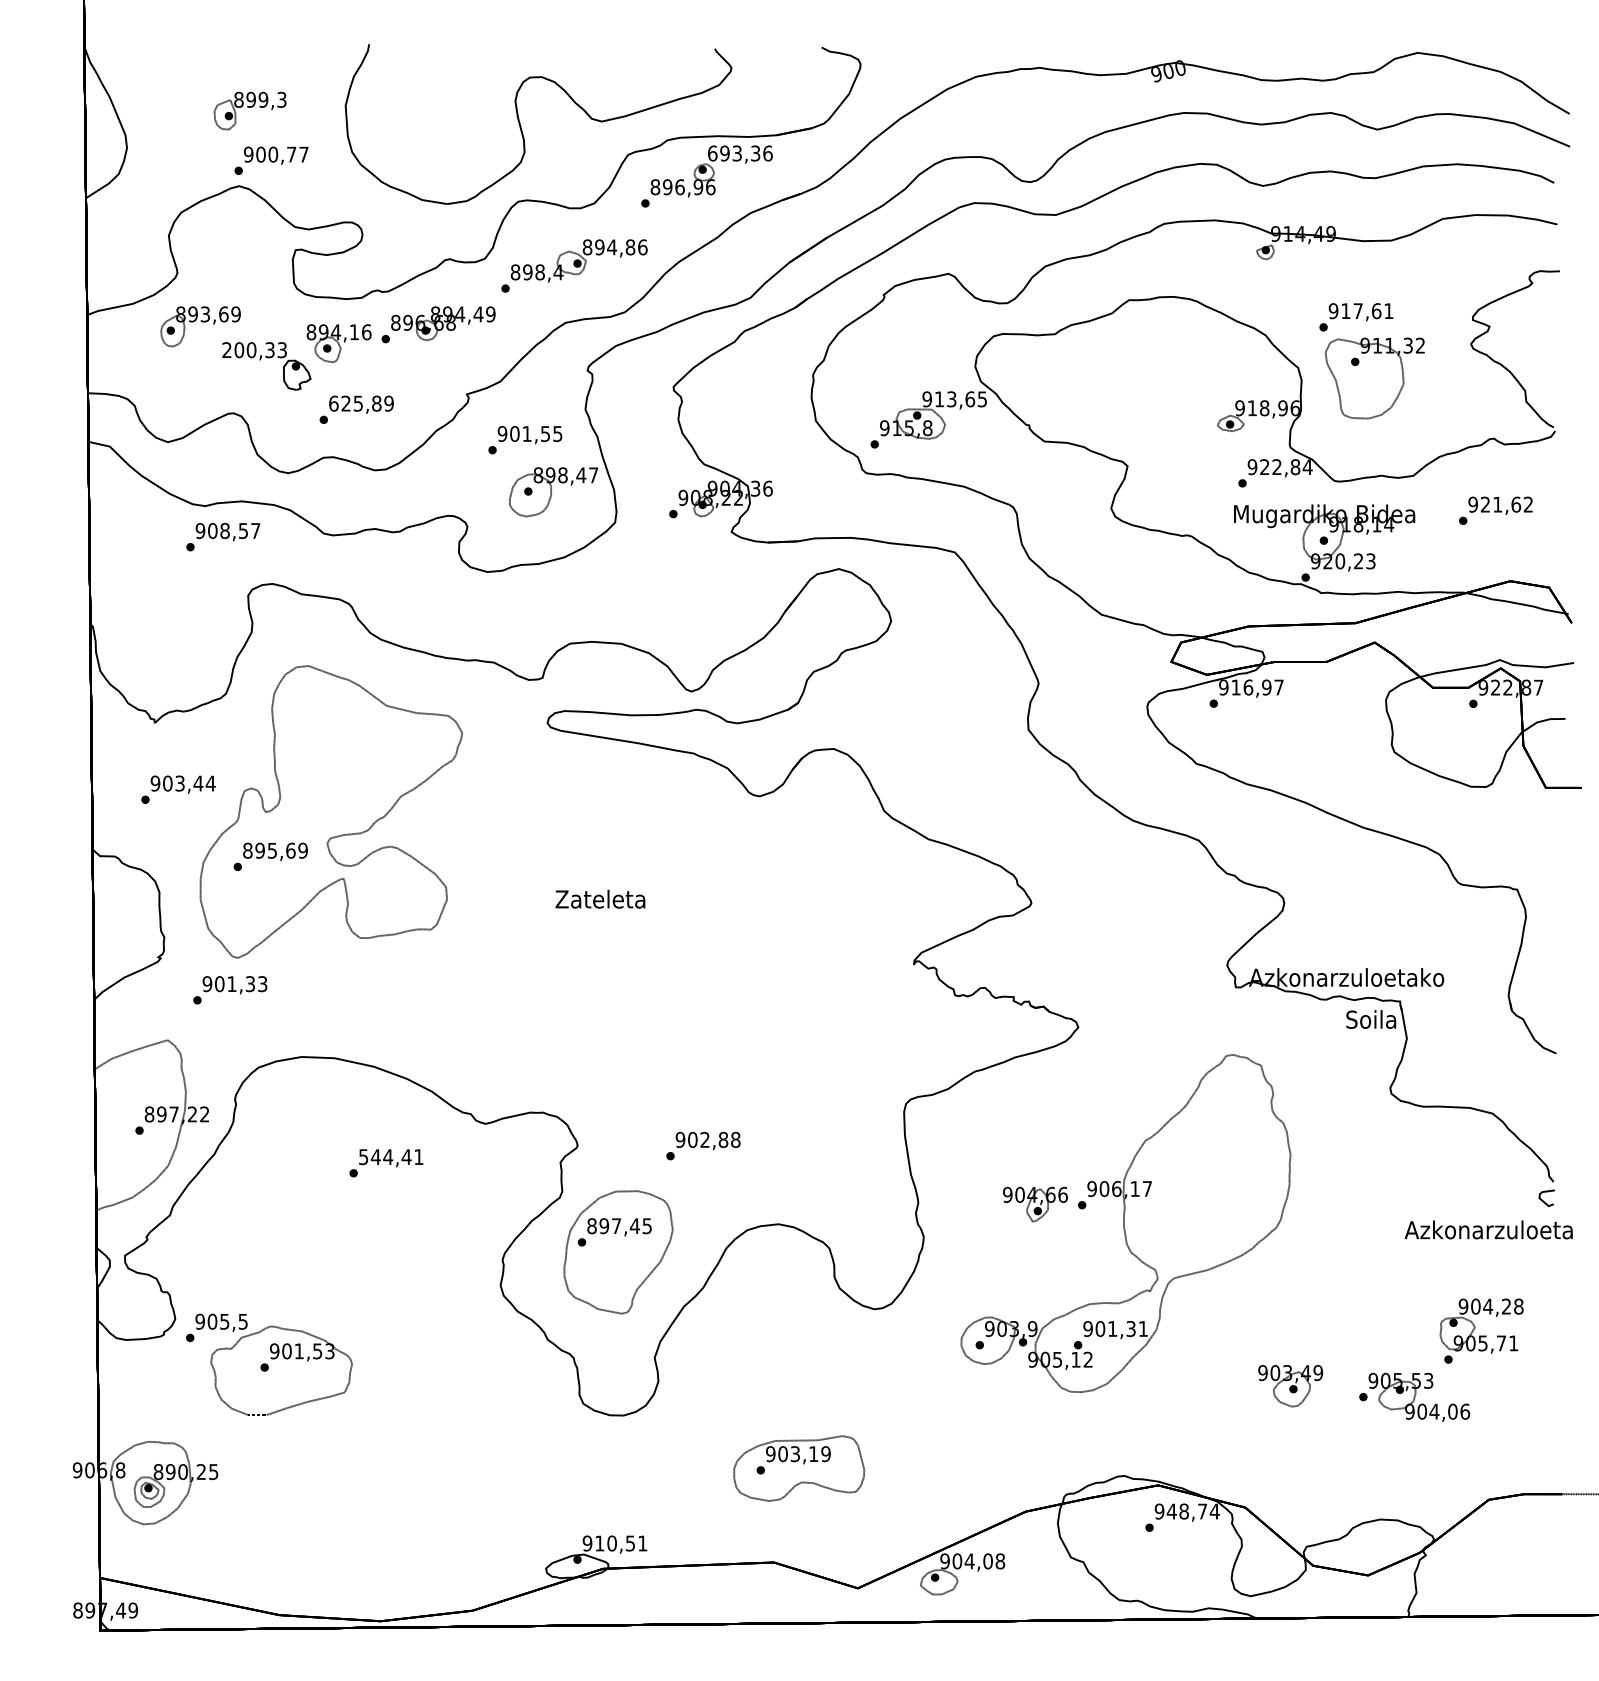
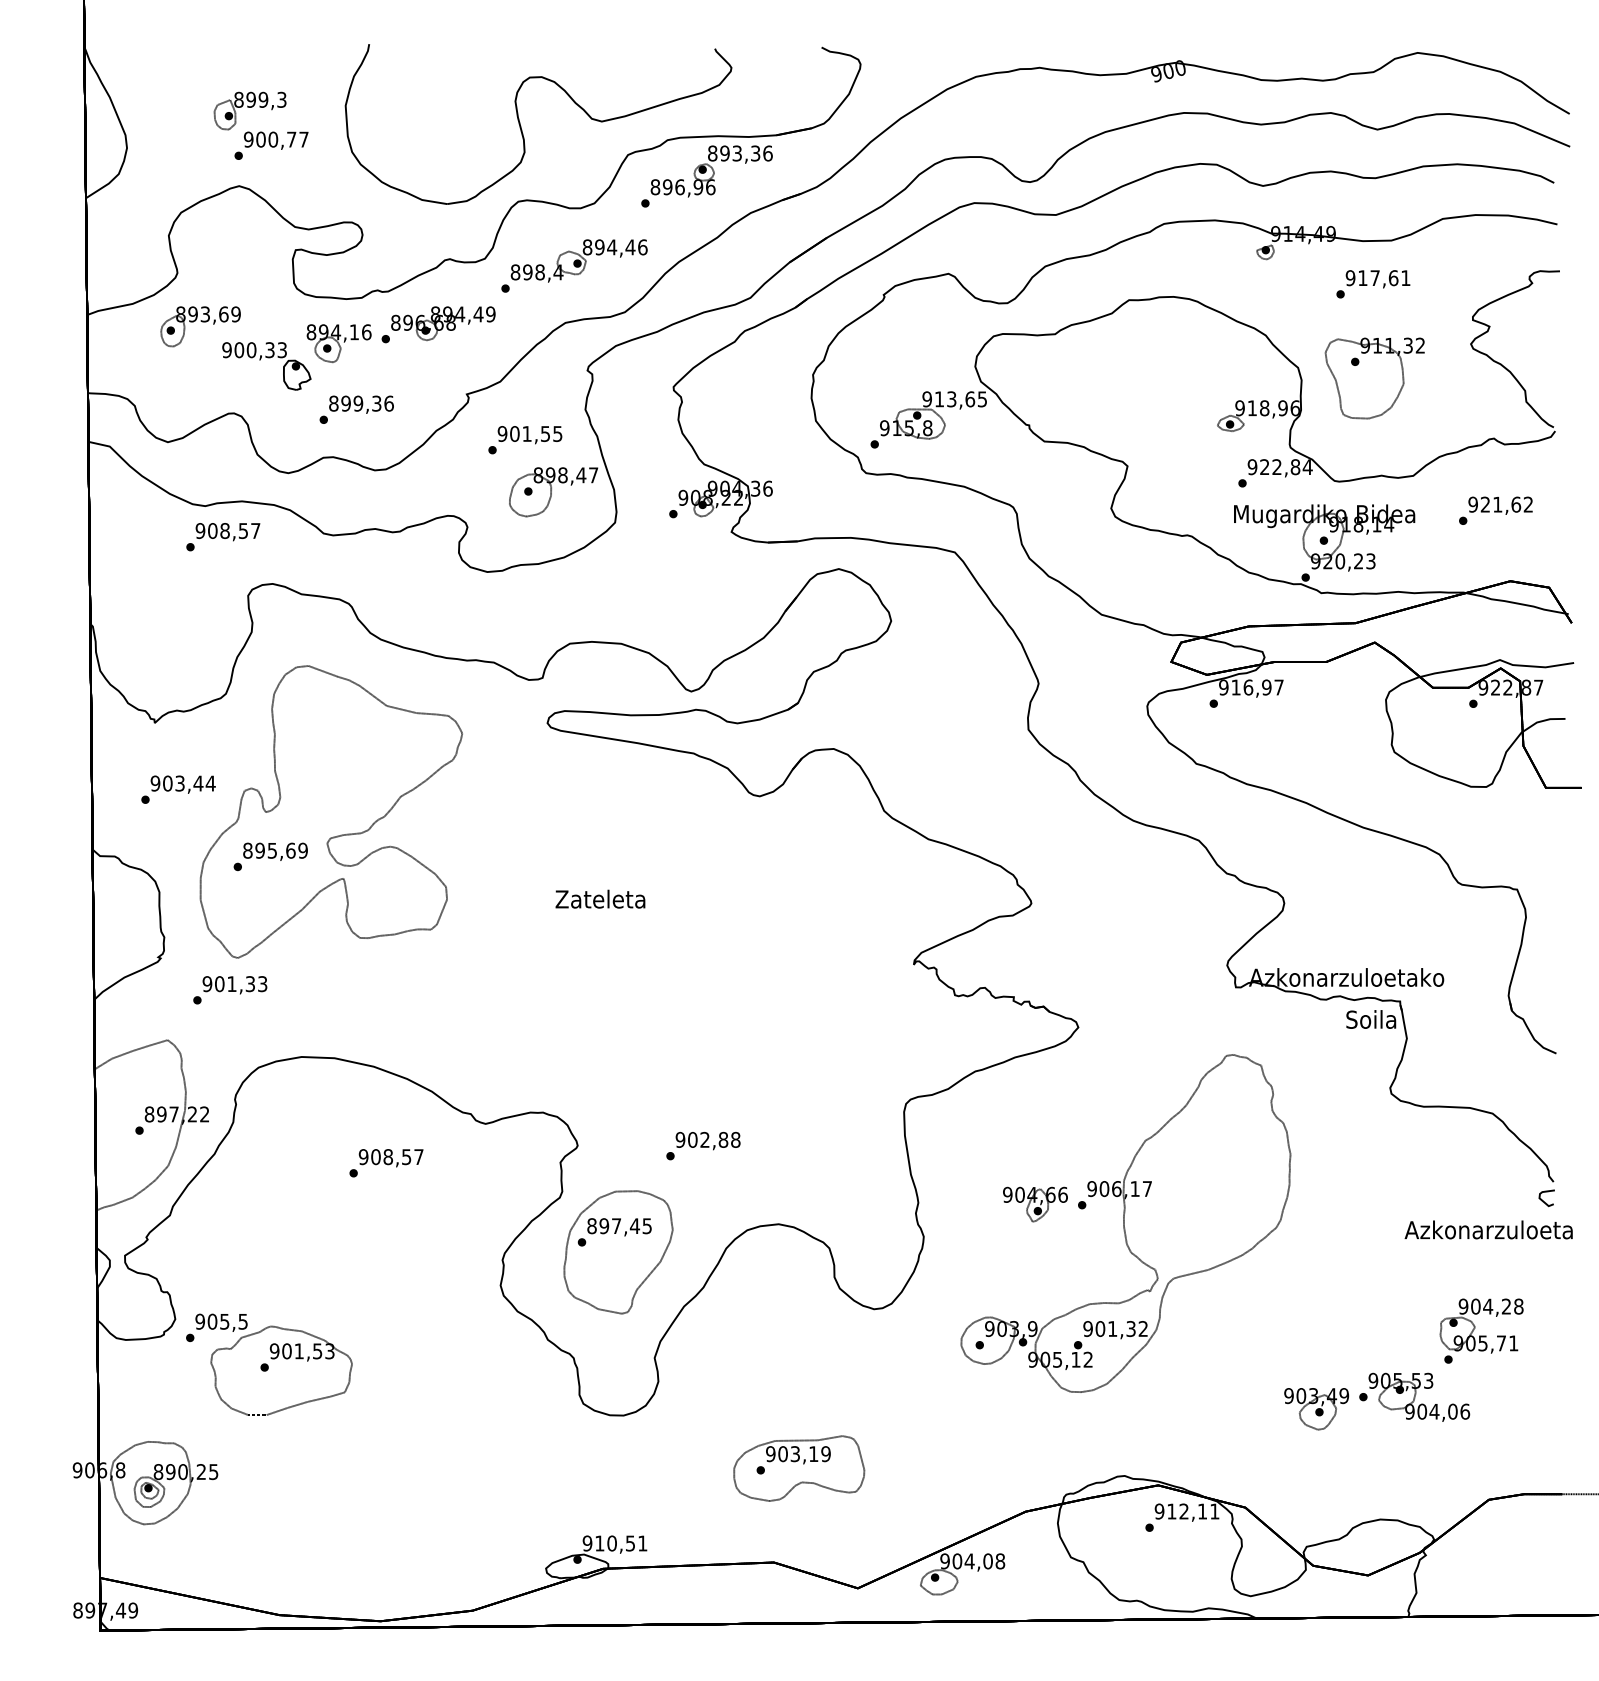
text: 693,36 -> 893,36 (712, 153)
text position: (271, 160) -> (271, 145) (271, 145)
text: 894,86 -> 894,46 (630, 247)
text position: (1356, 317) -> (1373, 284) (1373, 284)
text: 200,33 -> 900,33 (226, 350)
text: 625,89 -> 899,36 (361, 403)
text: 544,41 -> 908,57 (390, 1157)
text: 901,31 -> 901,32 (1142, 1328)
part position: (1290, 1386) -> (1316, 1409) (1316, 1409)
text: 948,74 -> 912,11 (1192, 1511)
